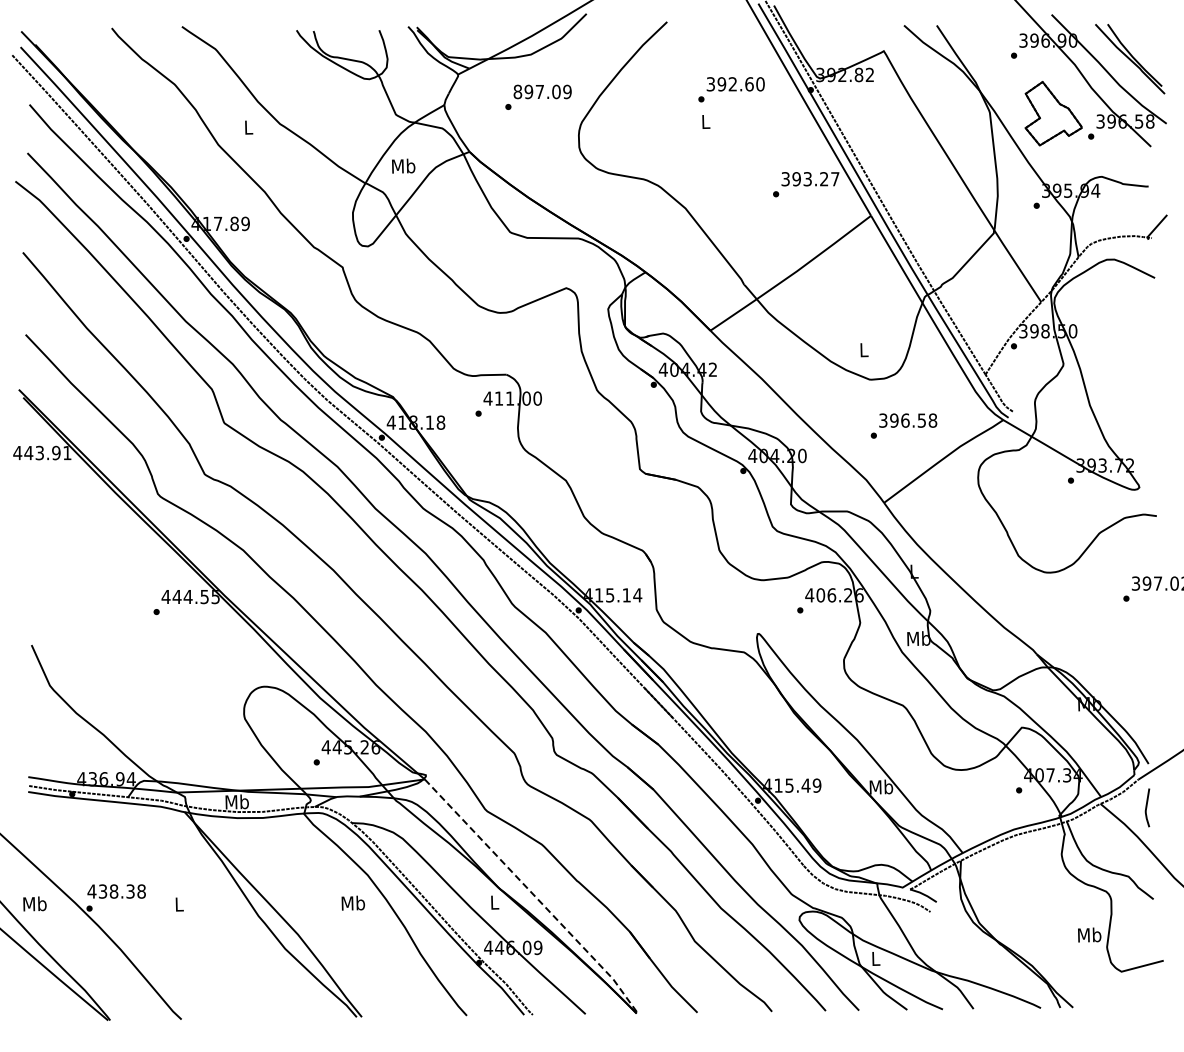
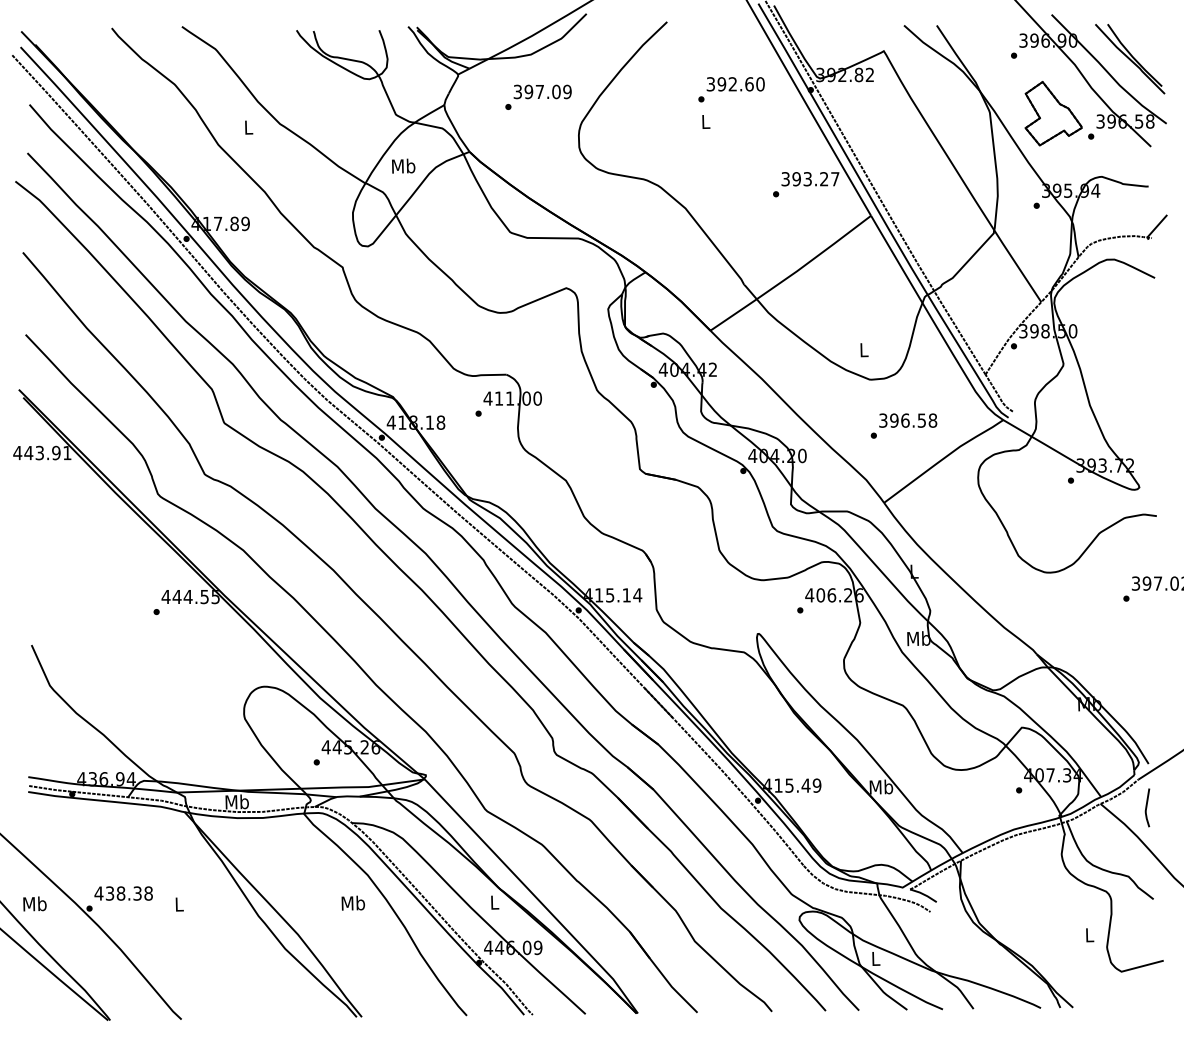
text: 897.09 -> 397.09 (517, 91)
text position: (116, 891) -> (123, 893) (123, 893)
line: dashed -> solid (534, 895)
text: Mb -> L (1089, 934)
